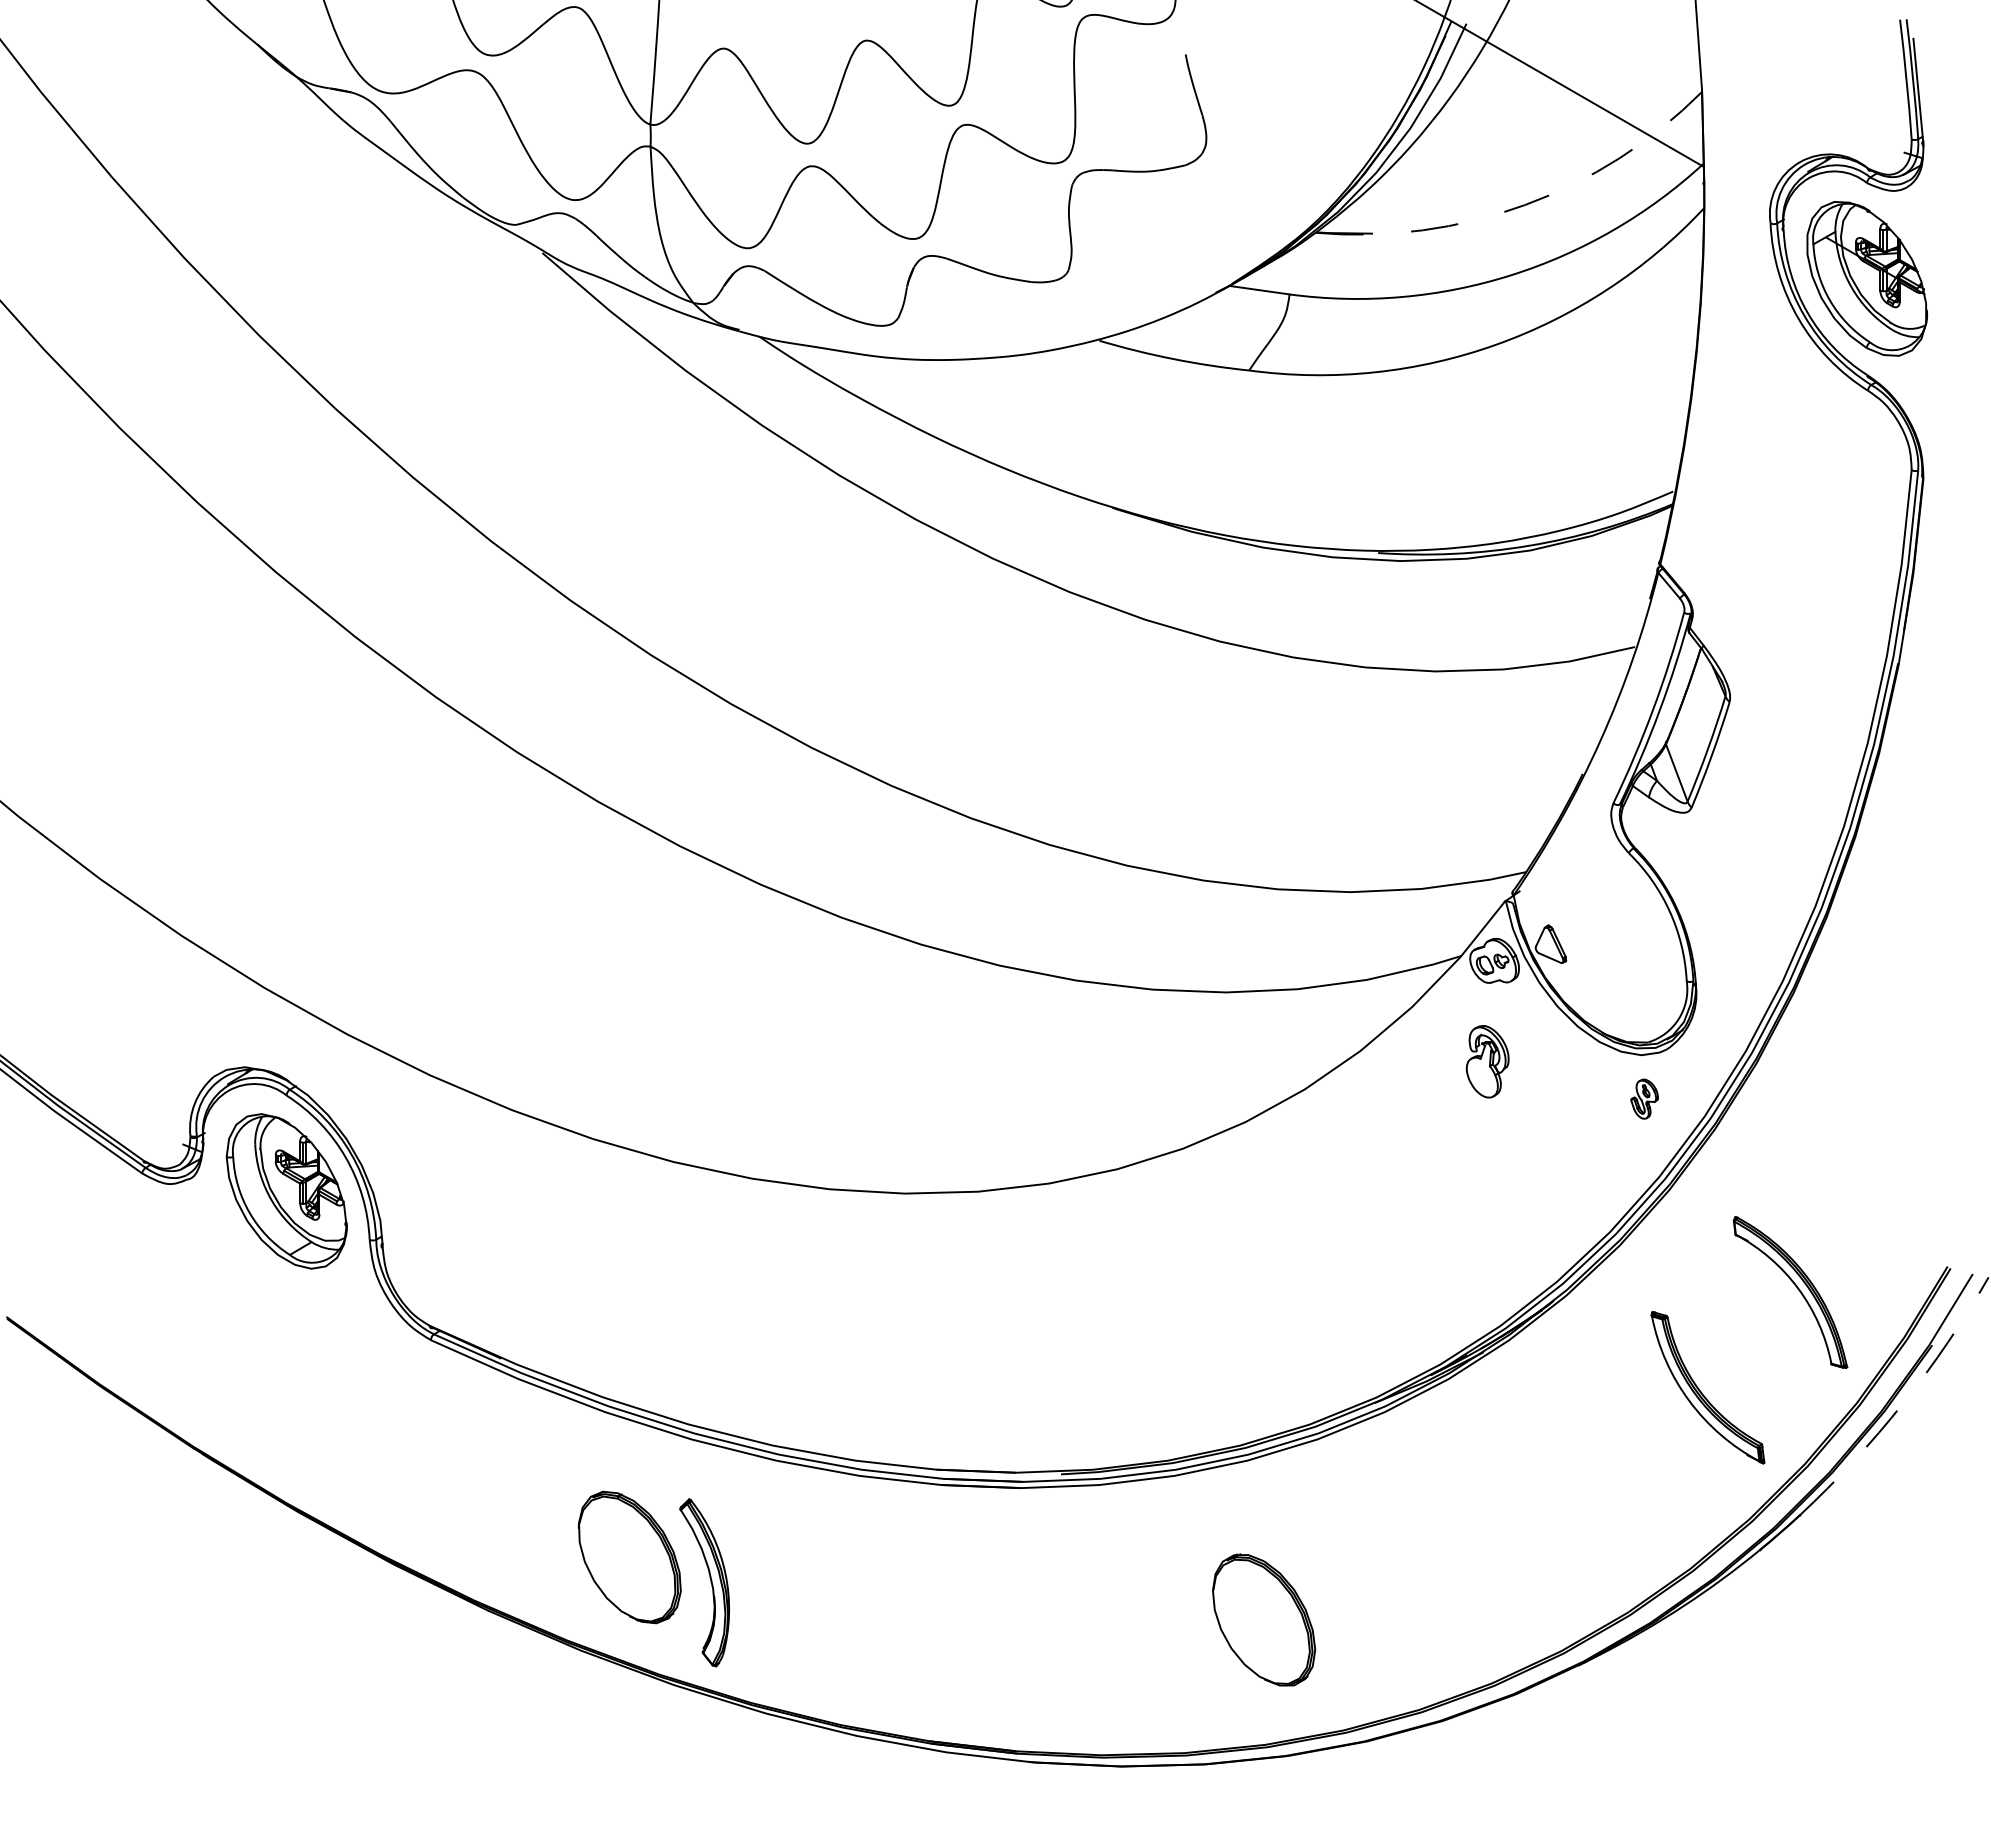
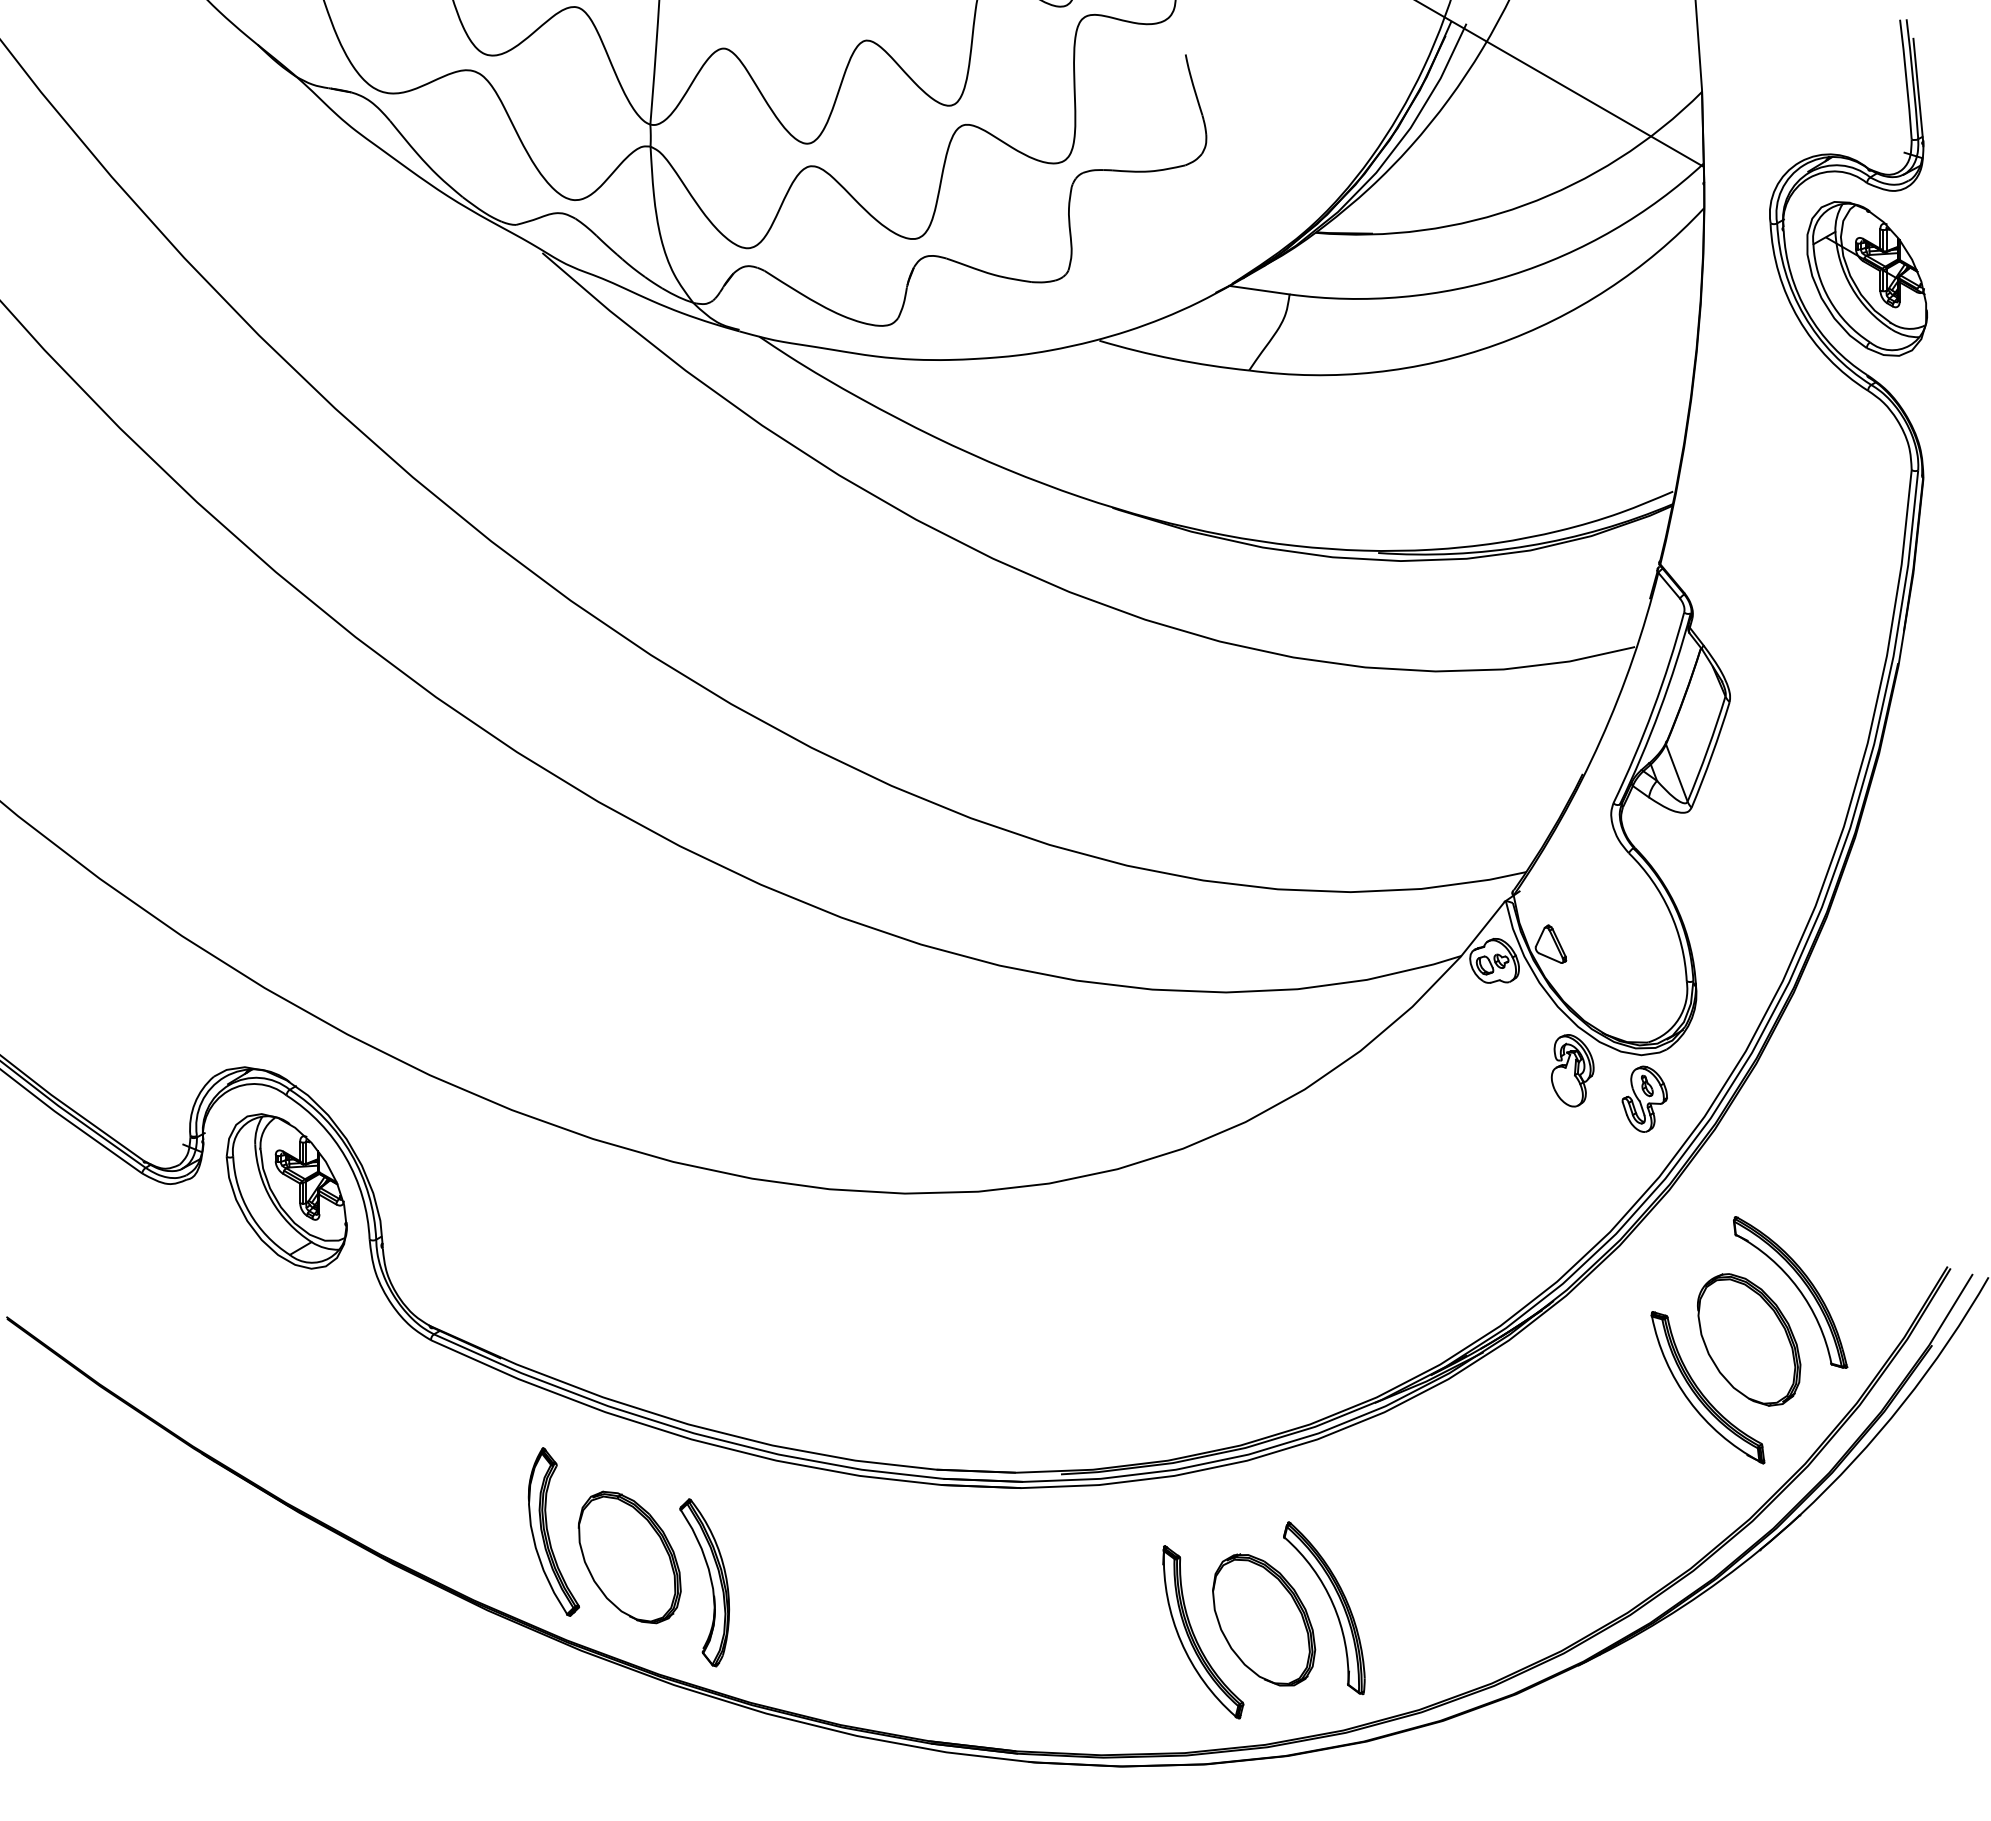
arc: dashed -> solid (1524, 205)
part position: (1487, 1061) -> (1572, 1070) (1572, 1070)
part size: 30x42 px -> 47x68 px (1644, 1098)
part: none -> present (1749, 1339)
arc: dashed -> solid (1903, 1403)
part: none -> present (553, 1531)
part: none -> present (1332, 1605)
part: none -> present (1195, 1635)
